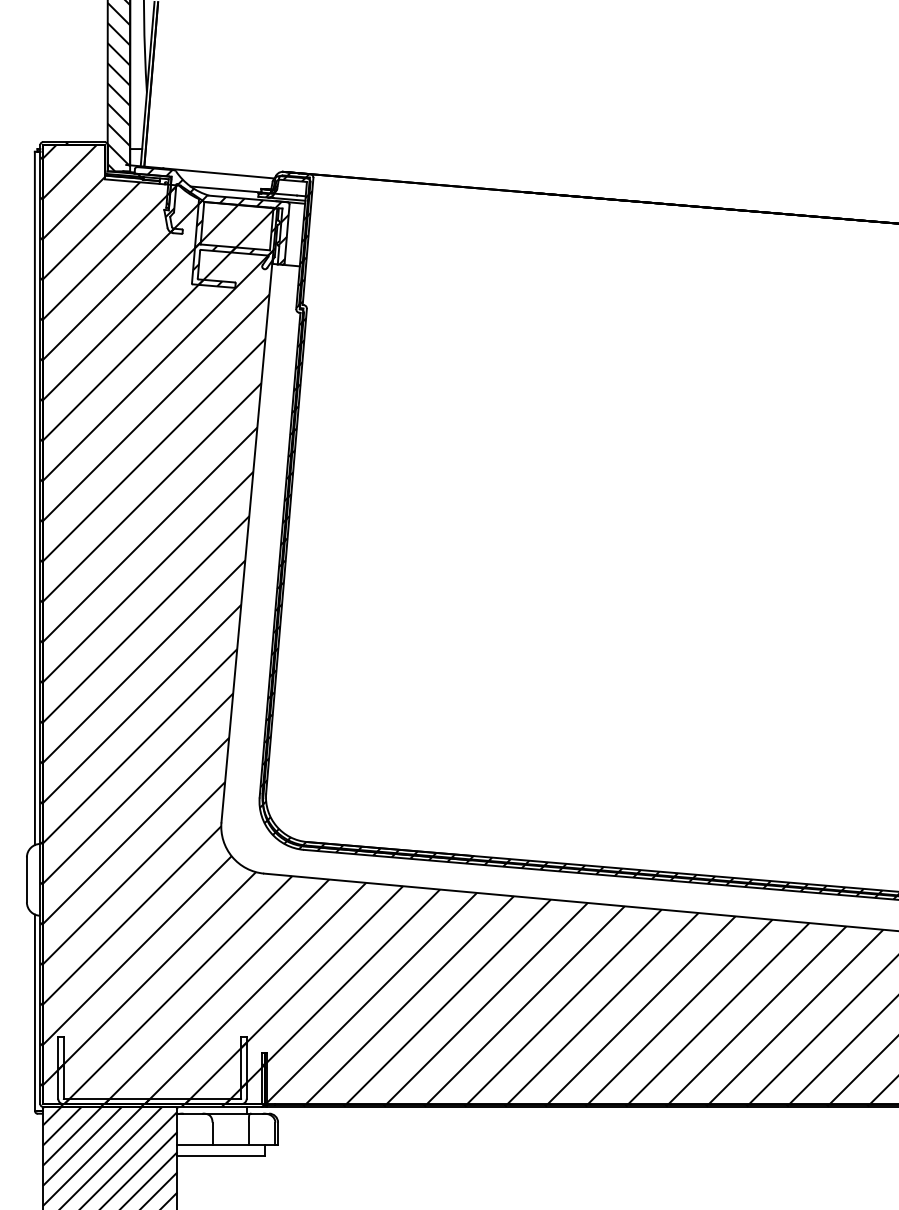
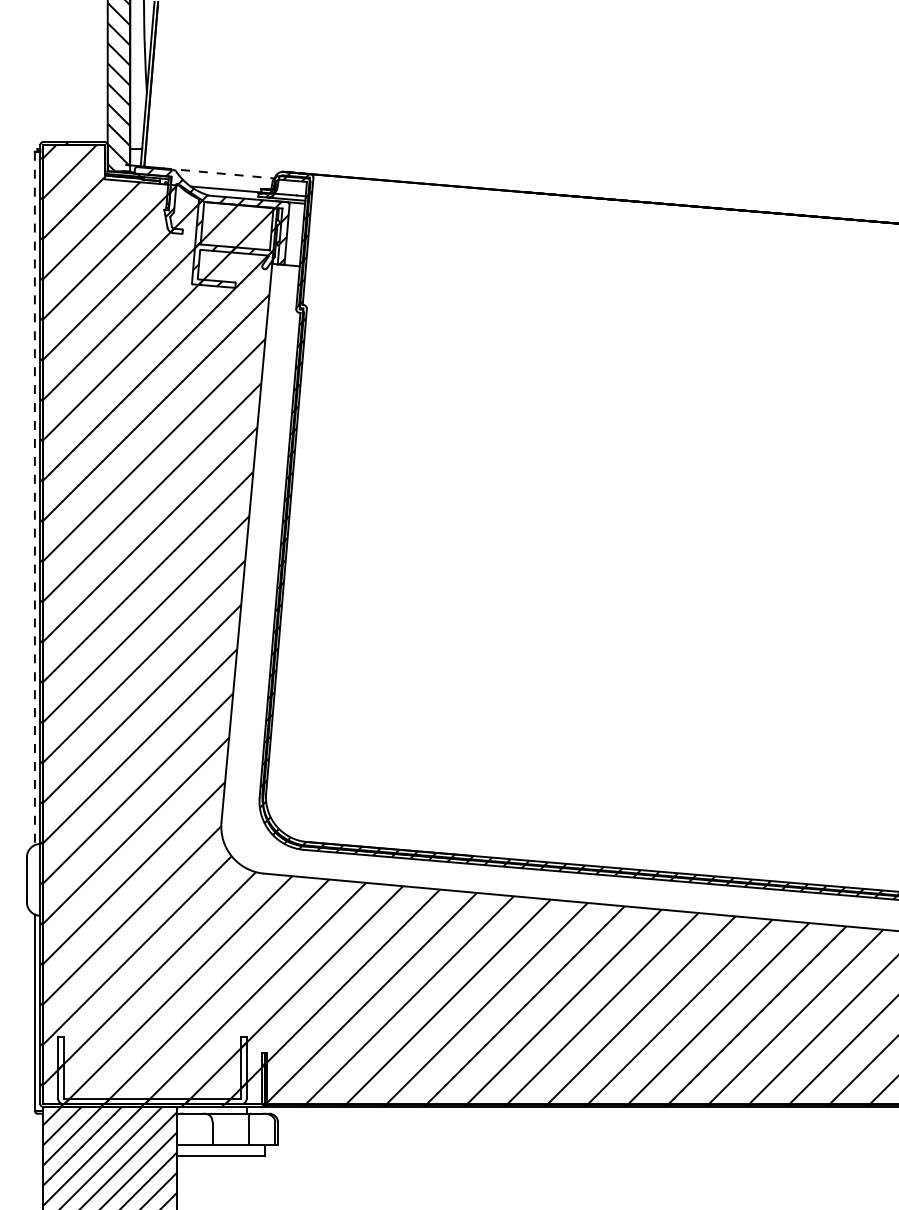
line: solid -> dashed (218, 173)
line: solid -> dashed (34, 498)
